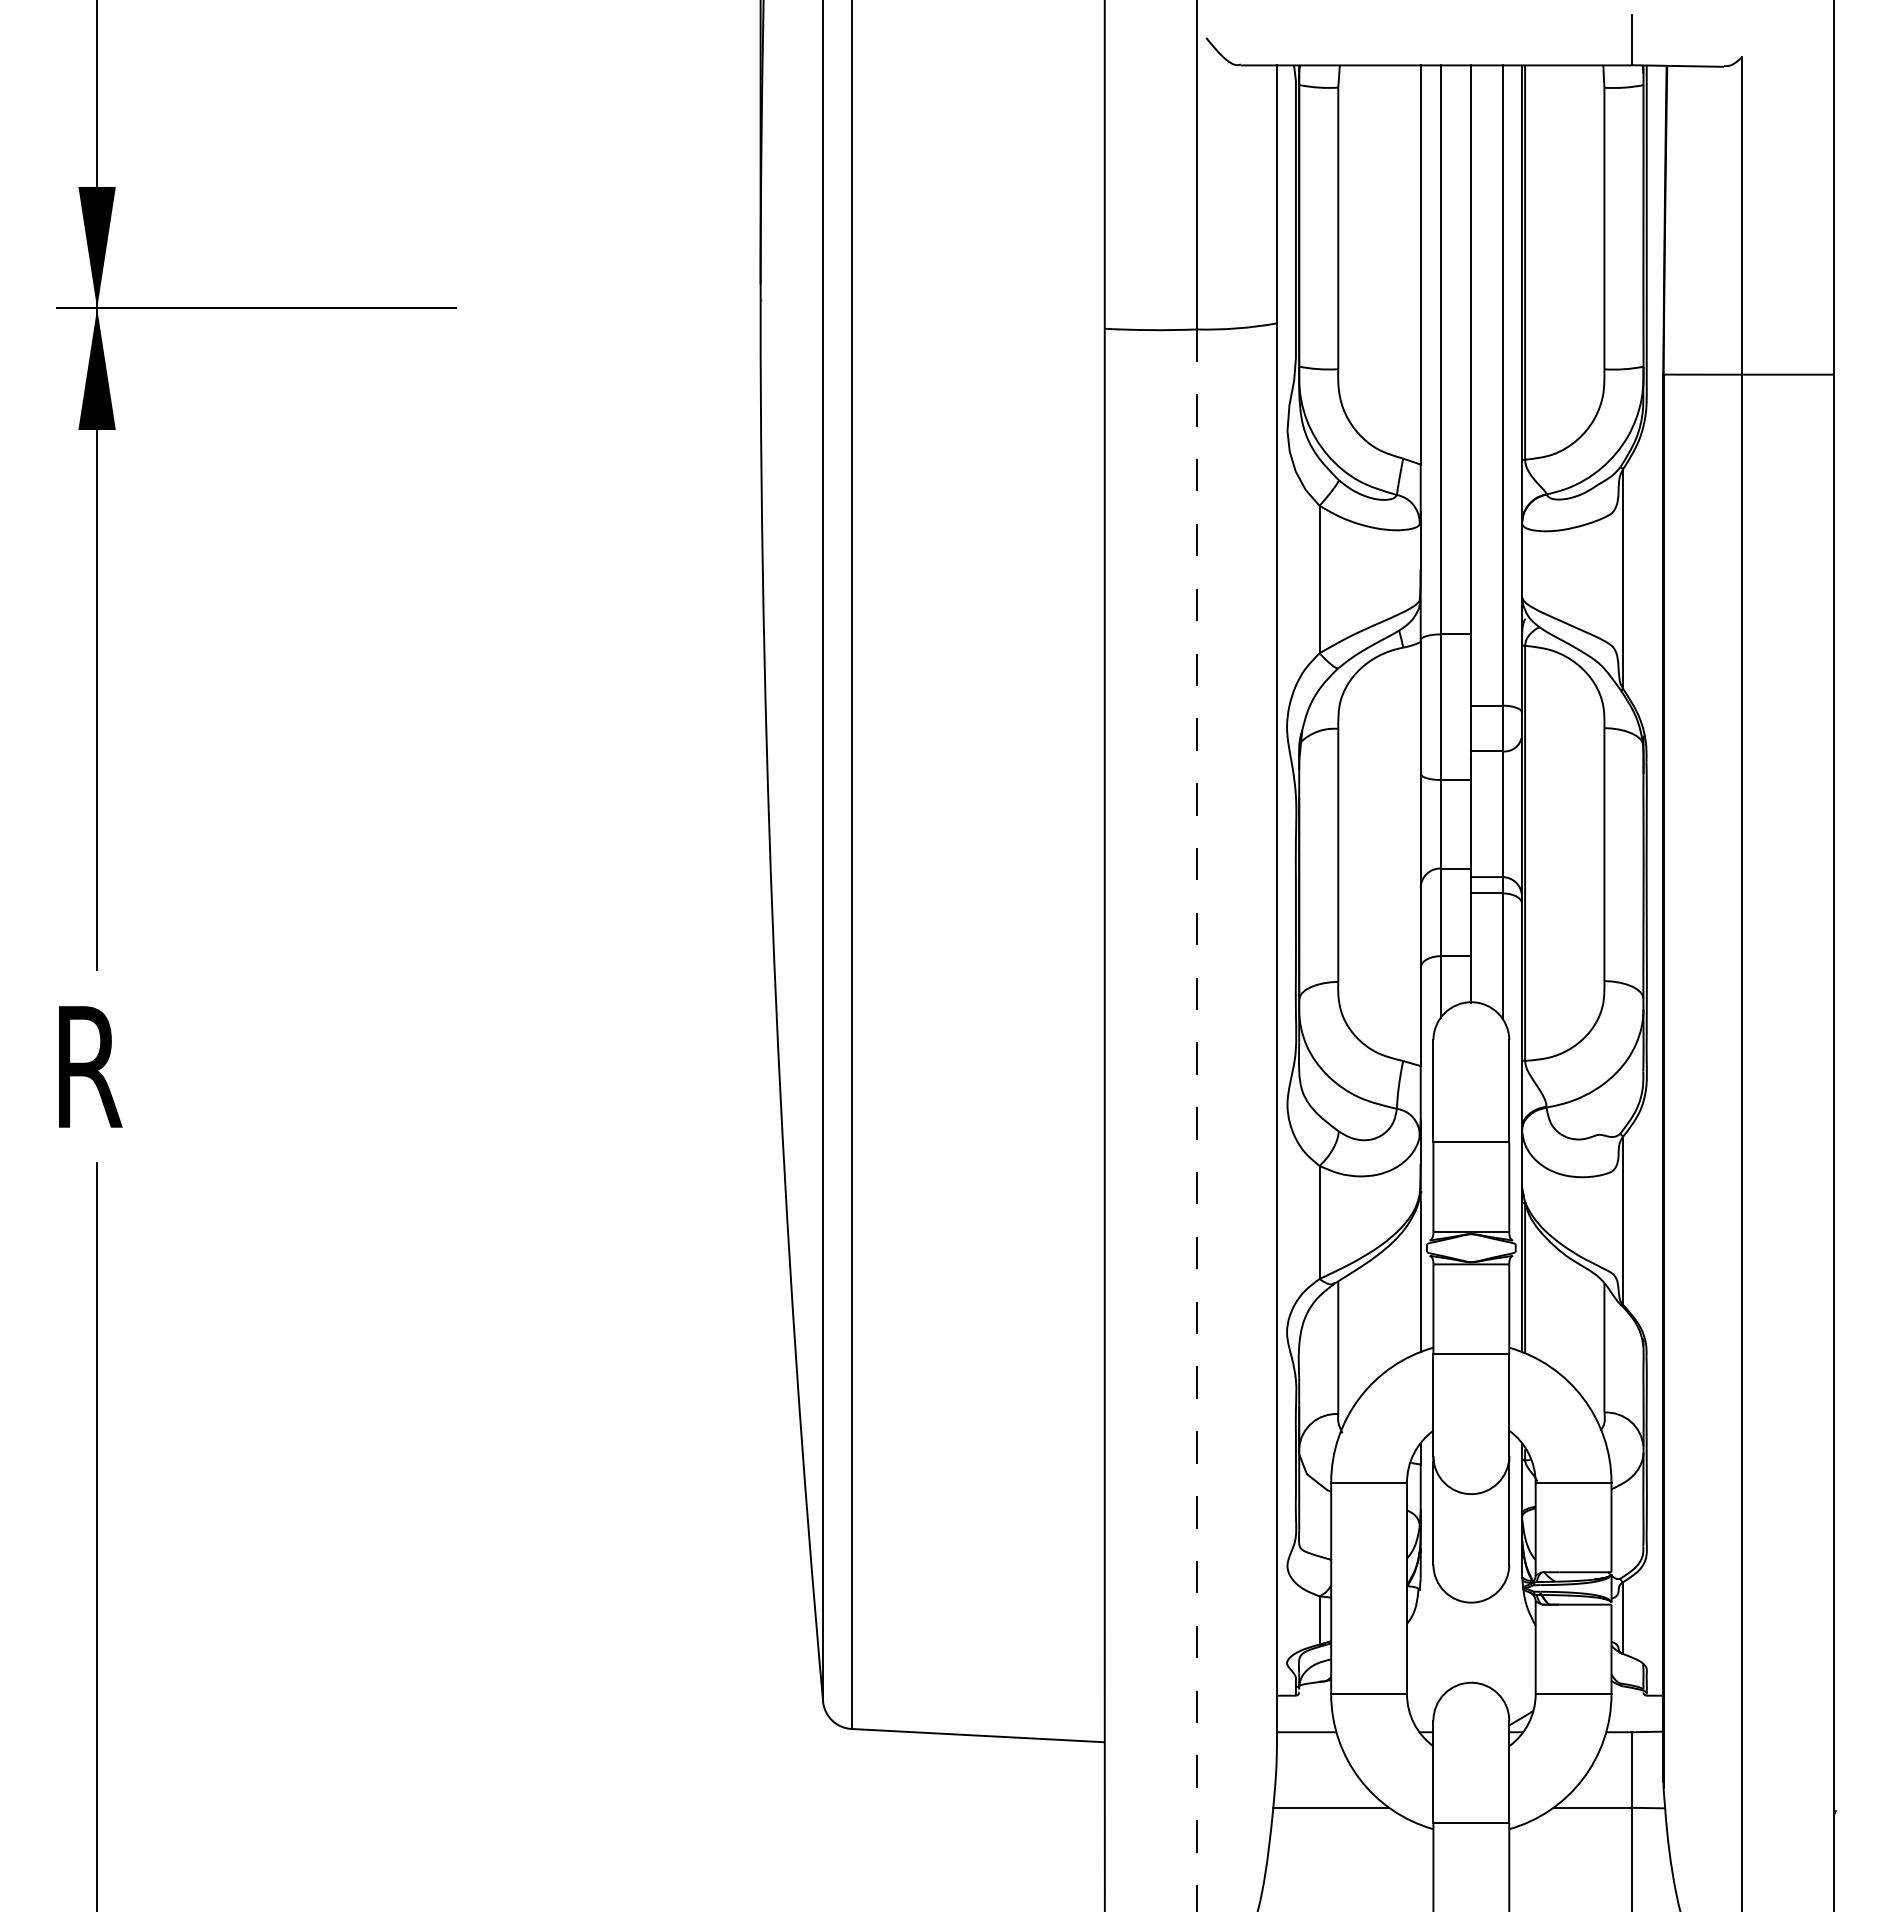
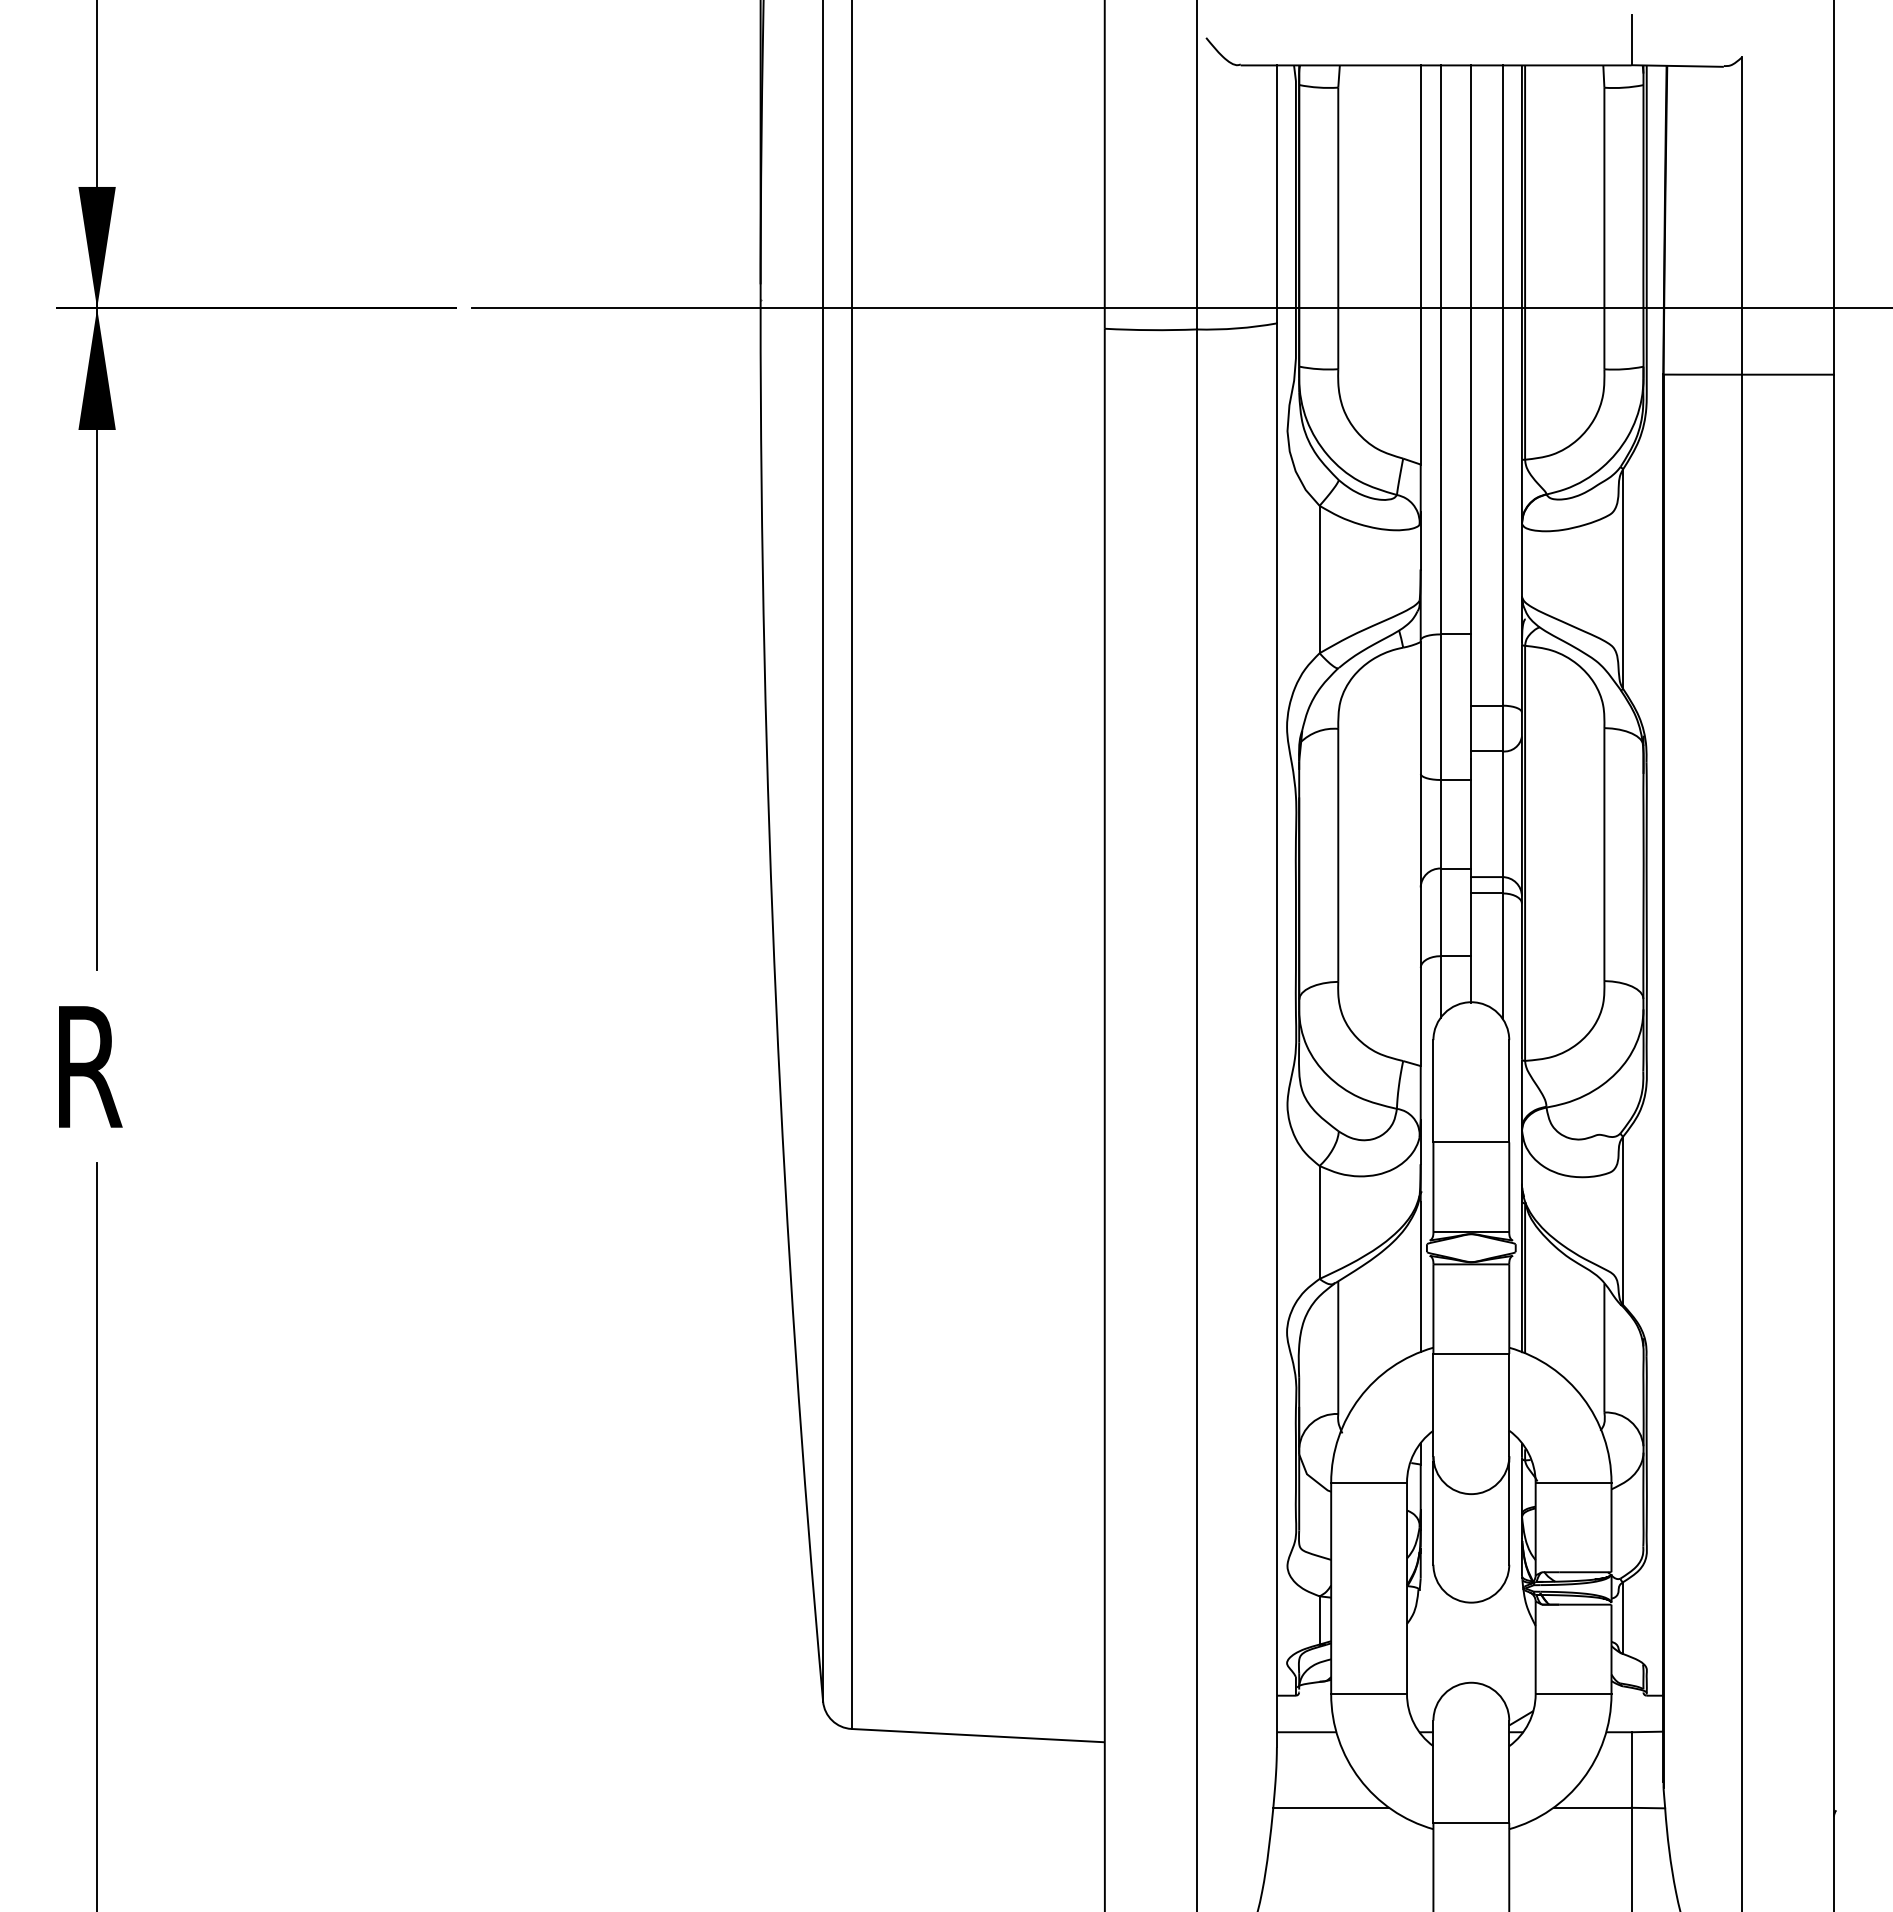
line: none -> present (1180, 308)
line: dashed -> solid (1196, 1121)
